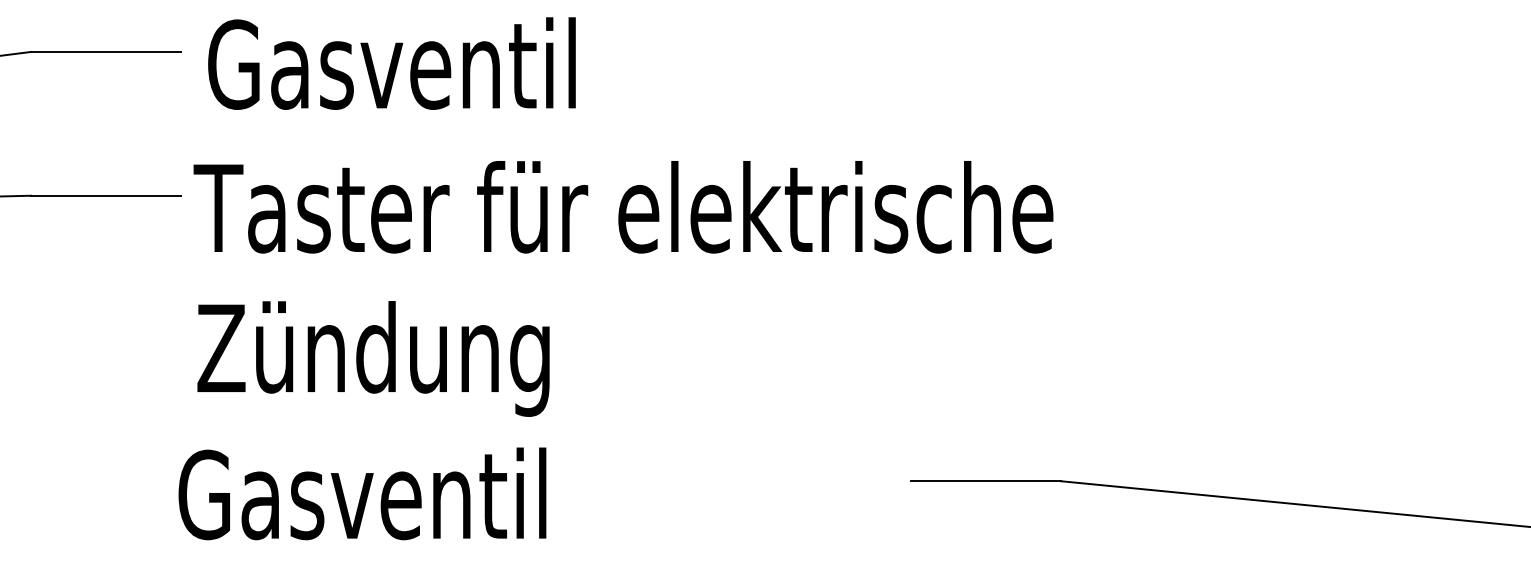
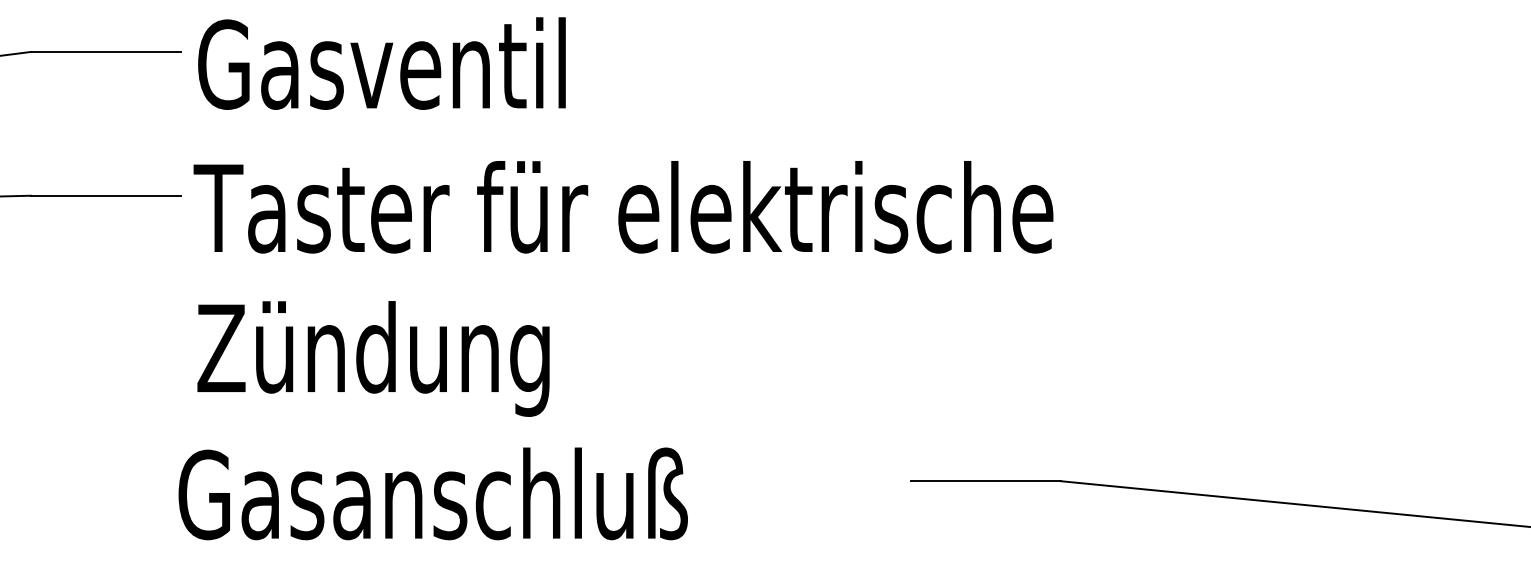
text position: (391, 63) -> (381, 63) (381, 63)
text: Gasventil -> Gasanschluß (509, 493)
